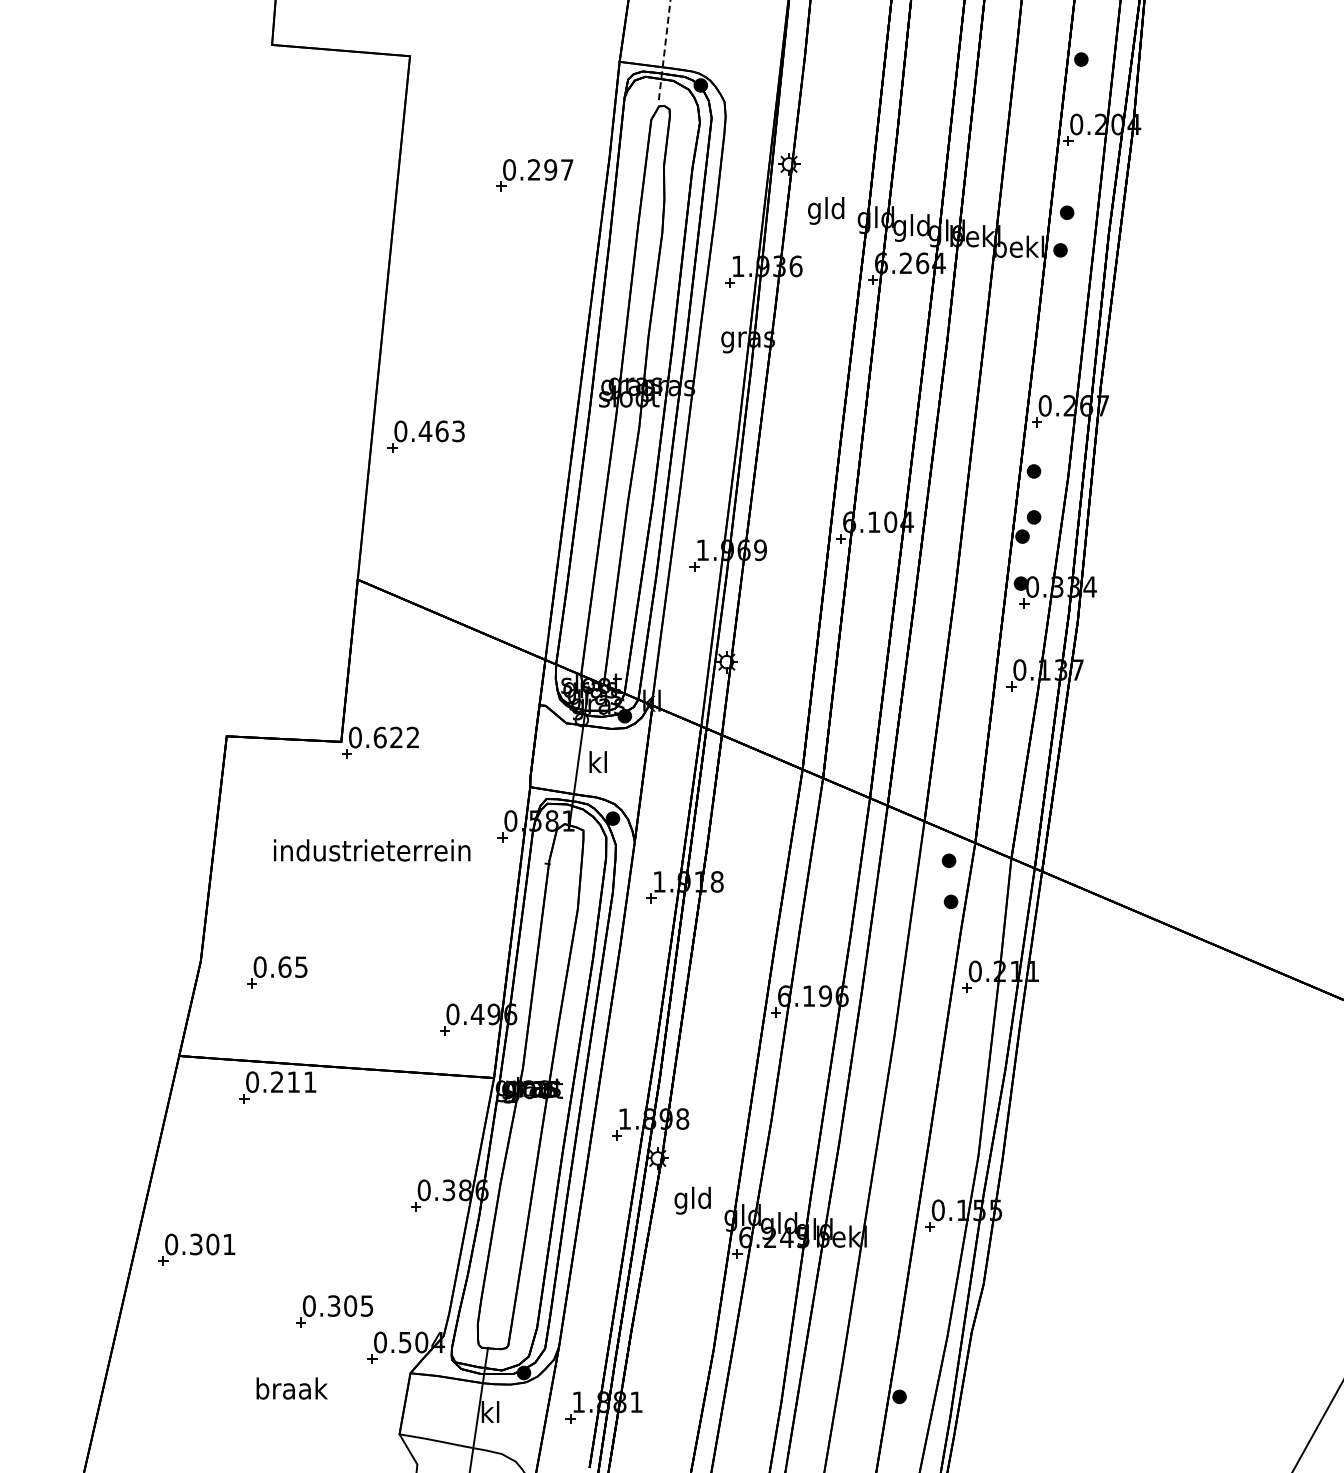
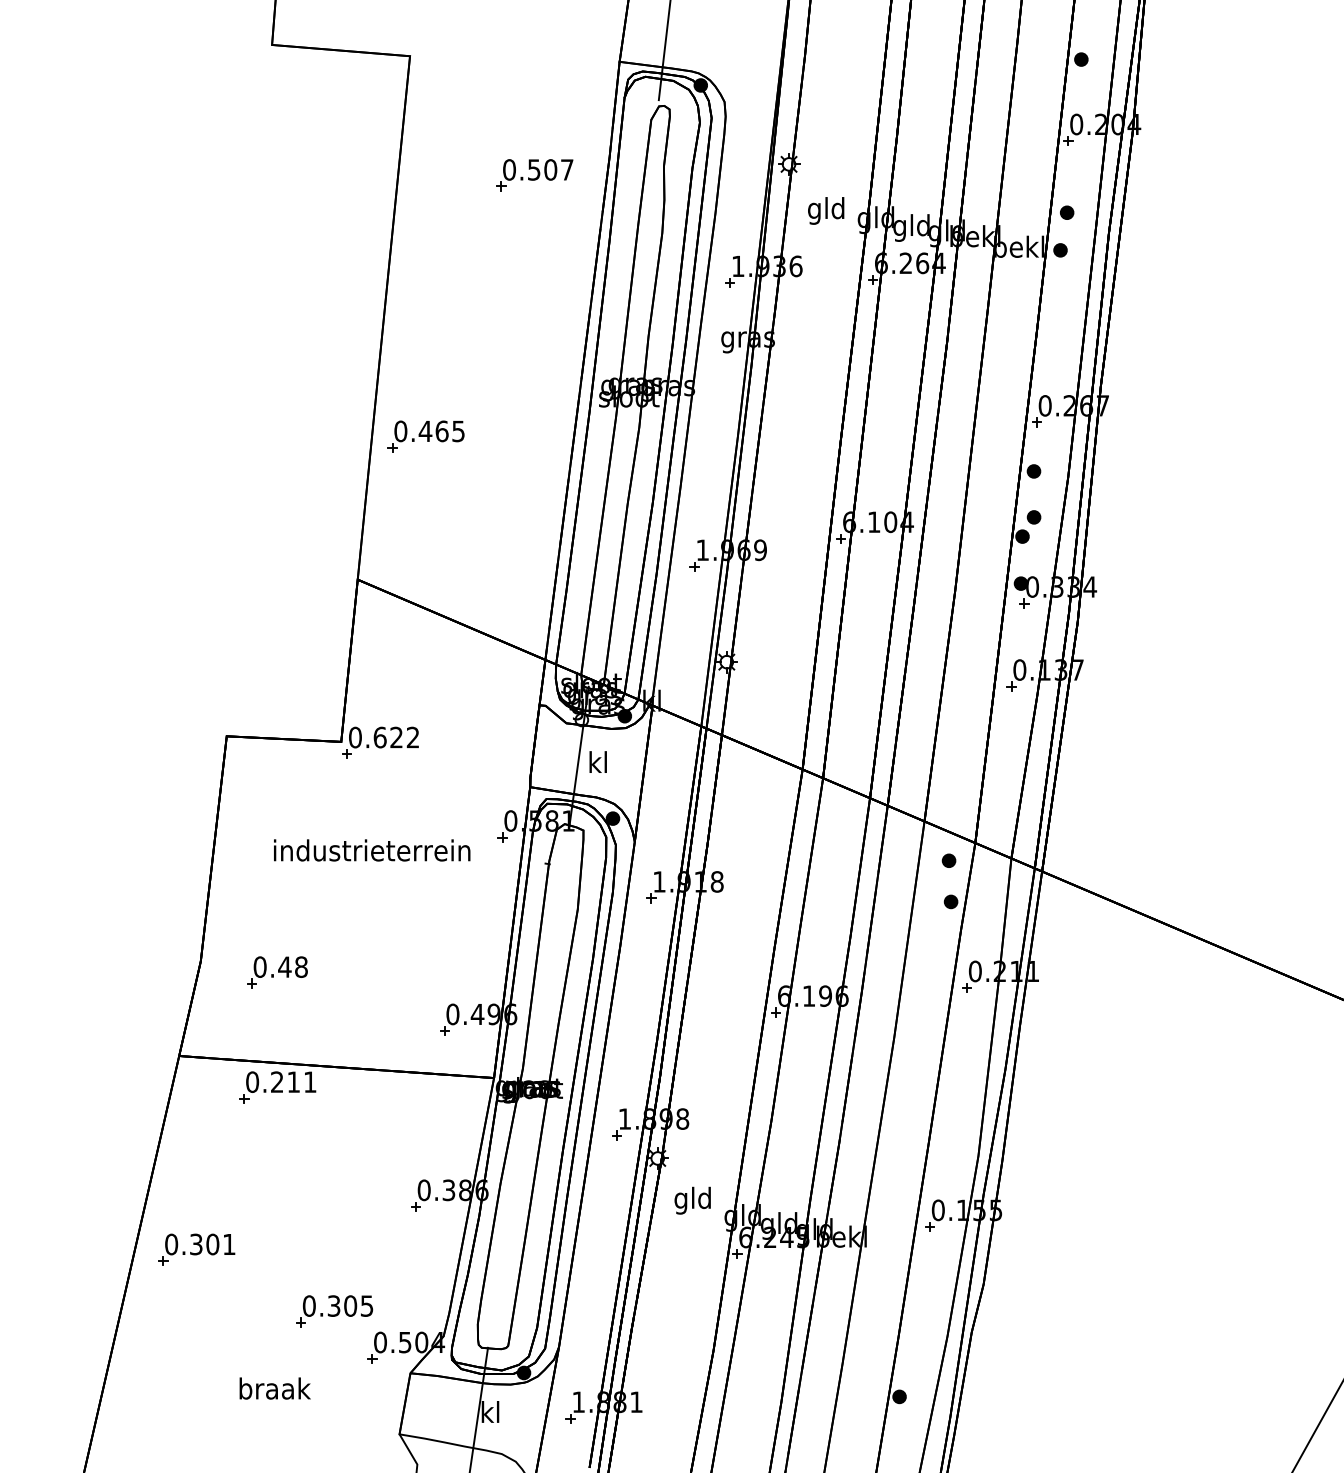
line: dashed -> solid (664, 50)
text: 0.297 -> 0.507 (542, 169)
text: 0.463 -> 0.465 (458, 430)
text: 0.65 -> 0.48 (292, 966)
text position: (291, 1388) -> (274, 1388) (274, 1388)
